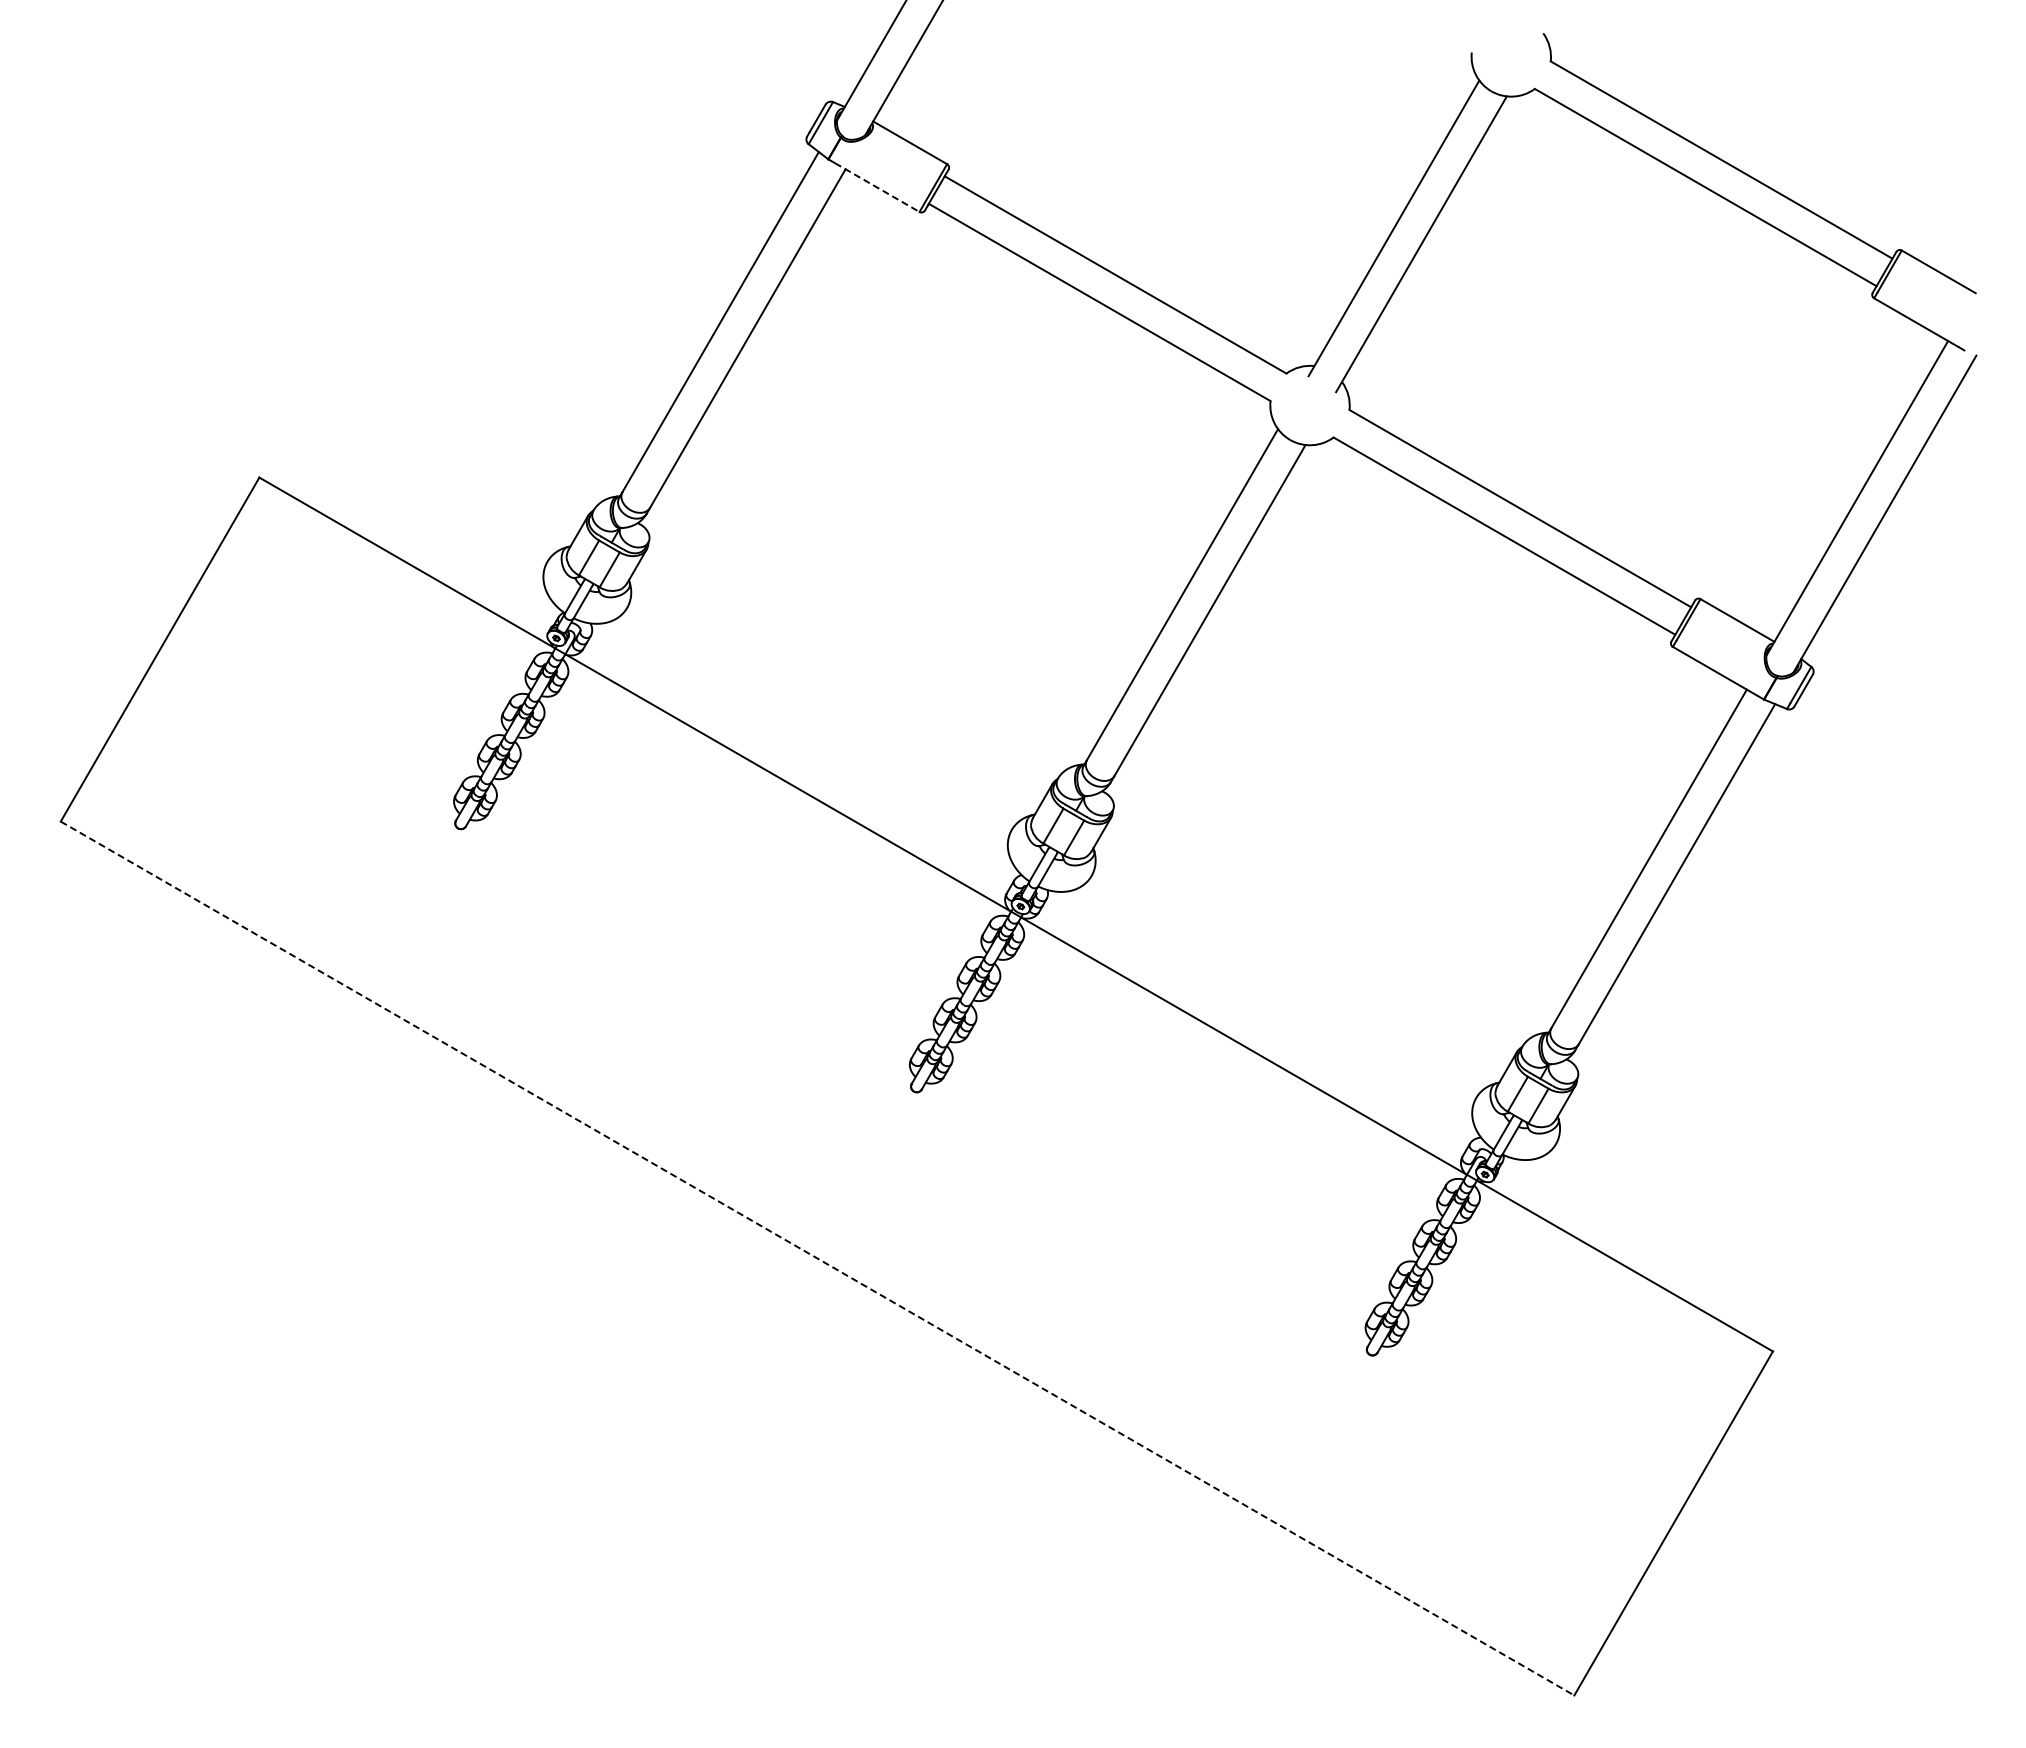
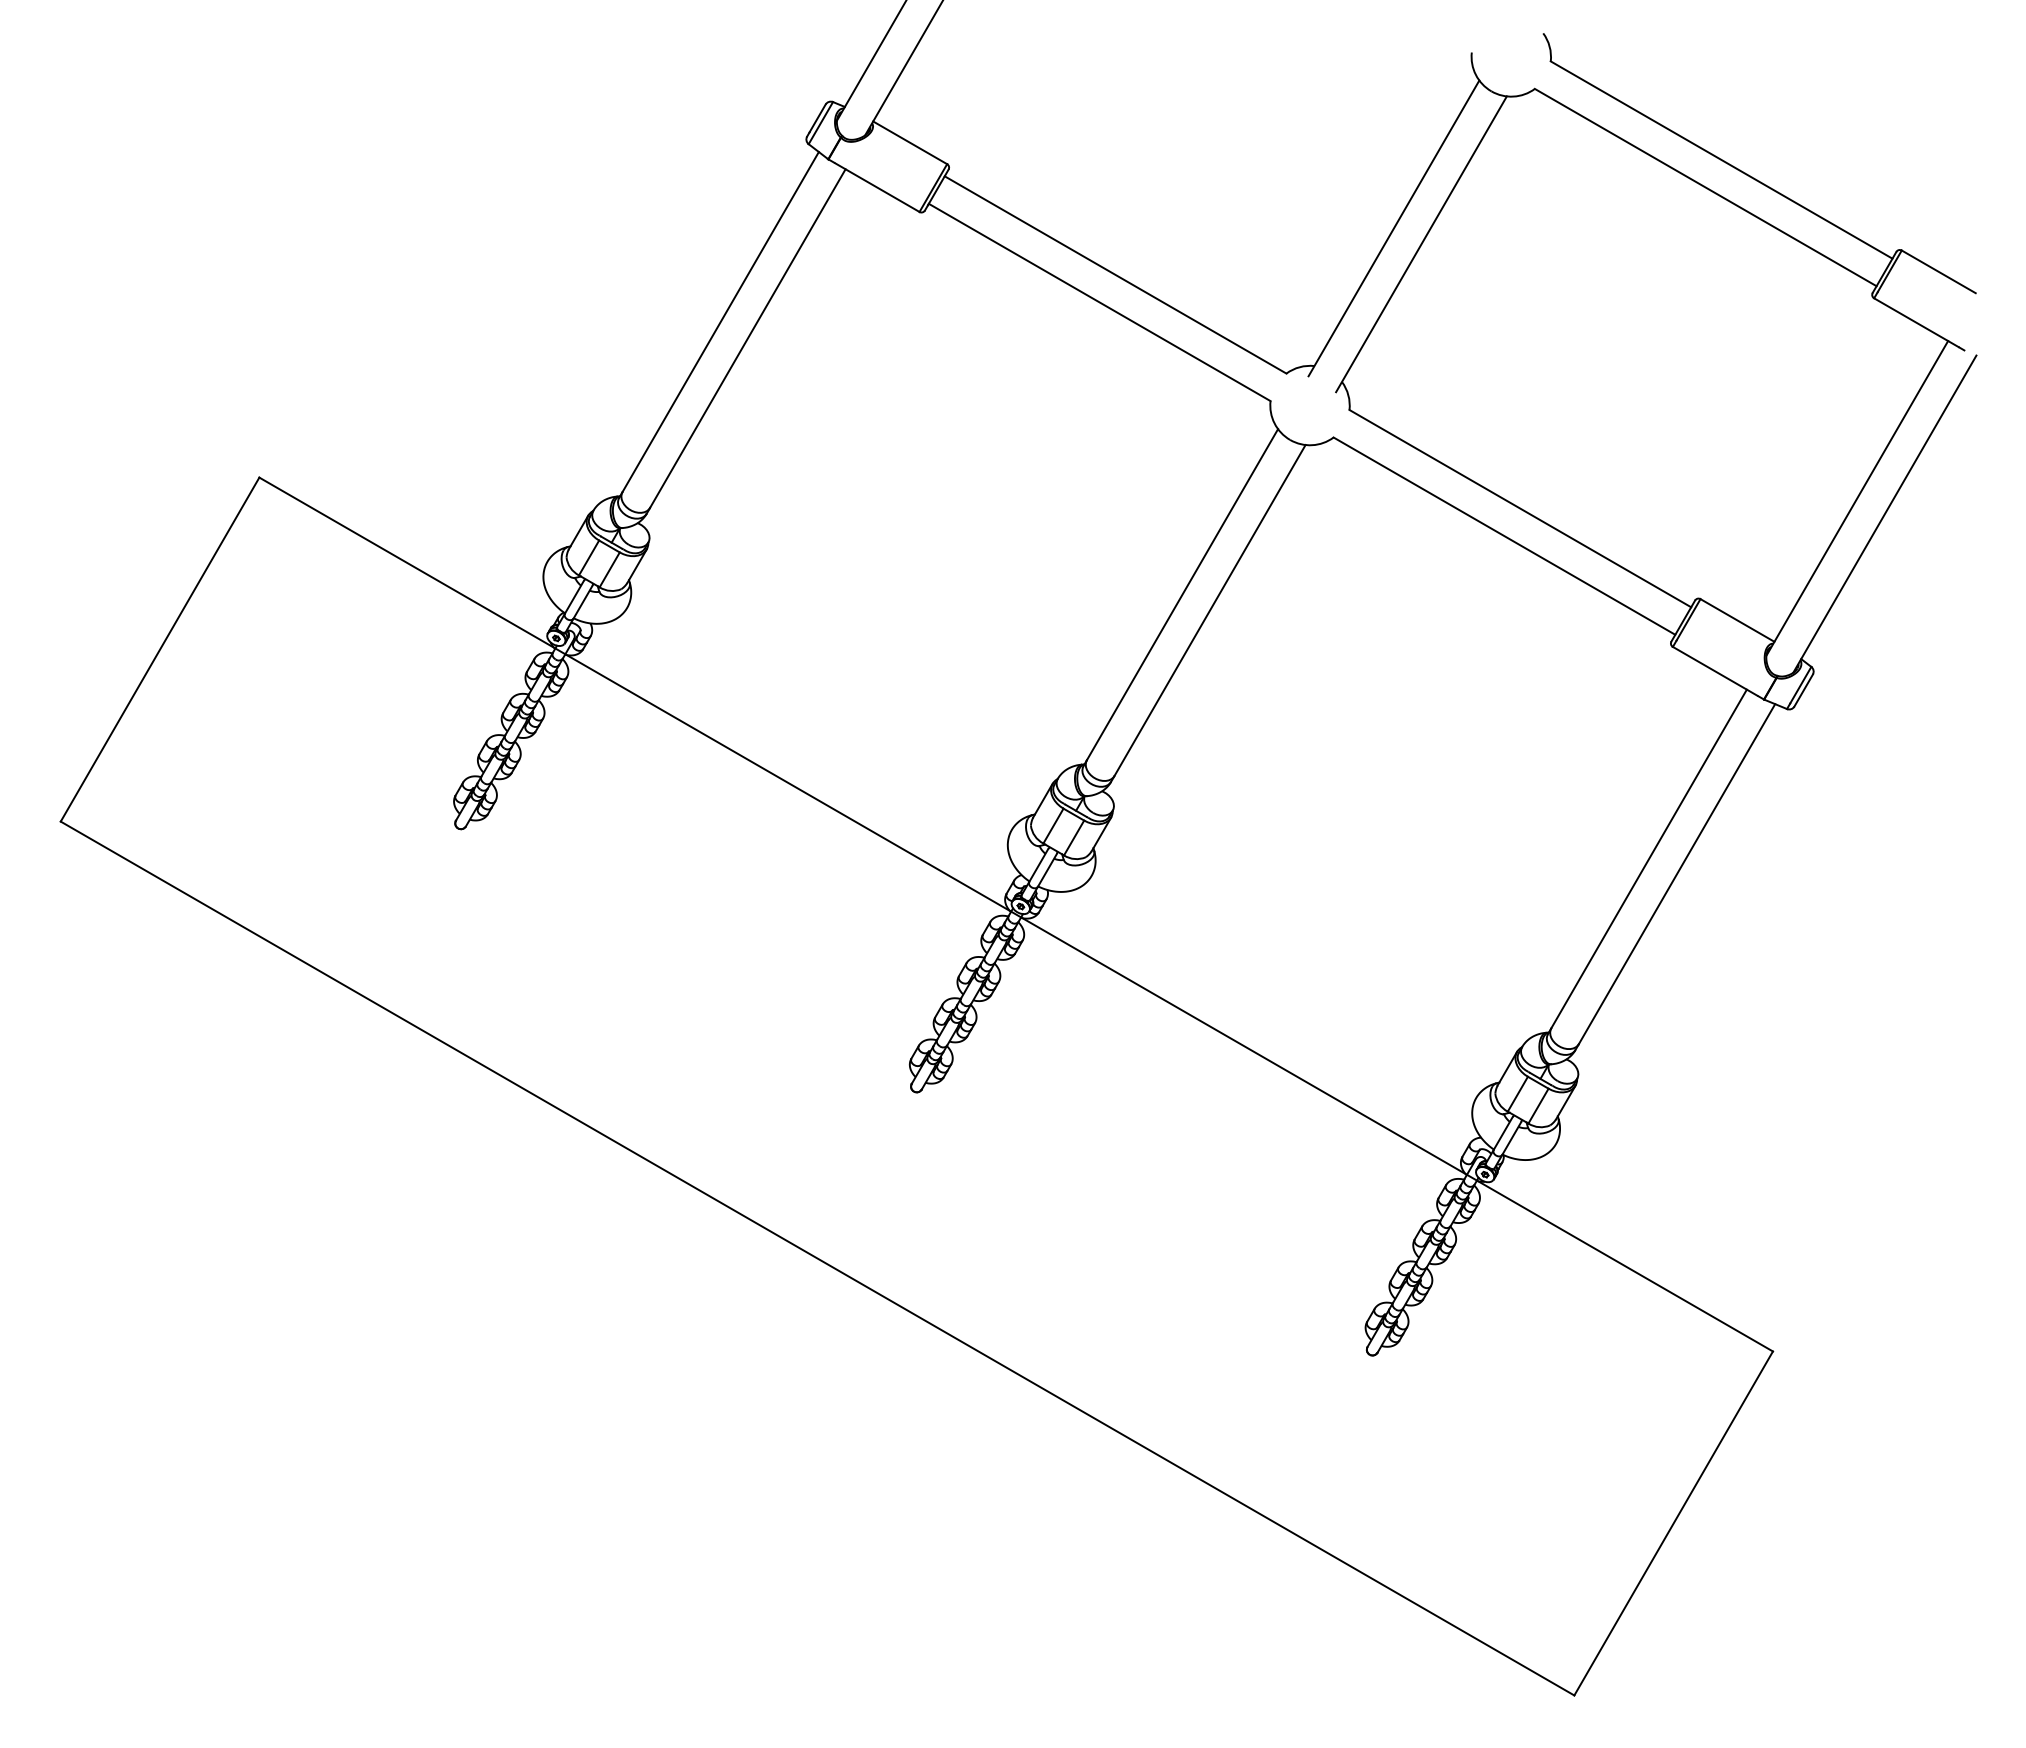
line: dashed -> solid (877, 187)
line: dashed -> solid (817, 1258)
